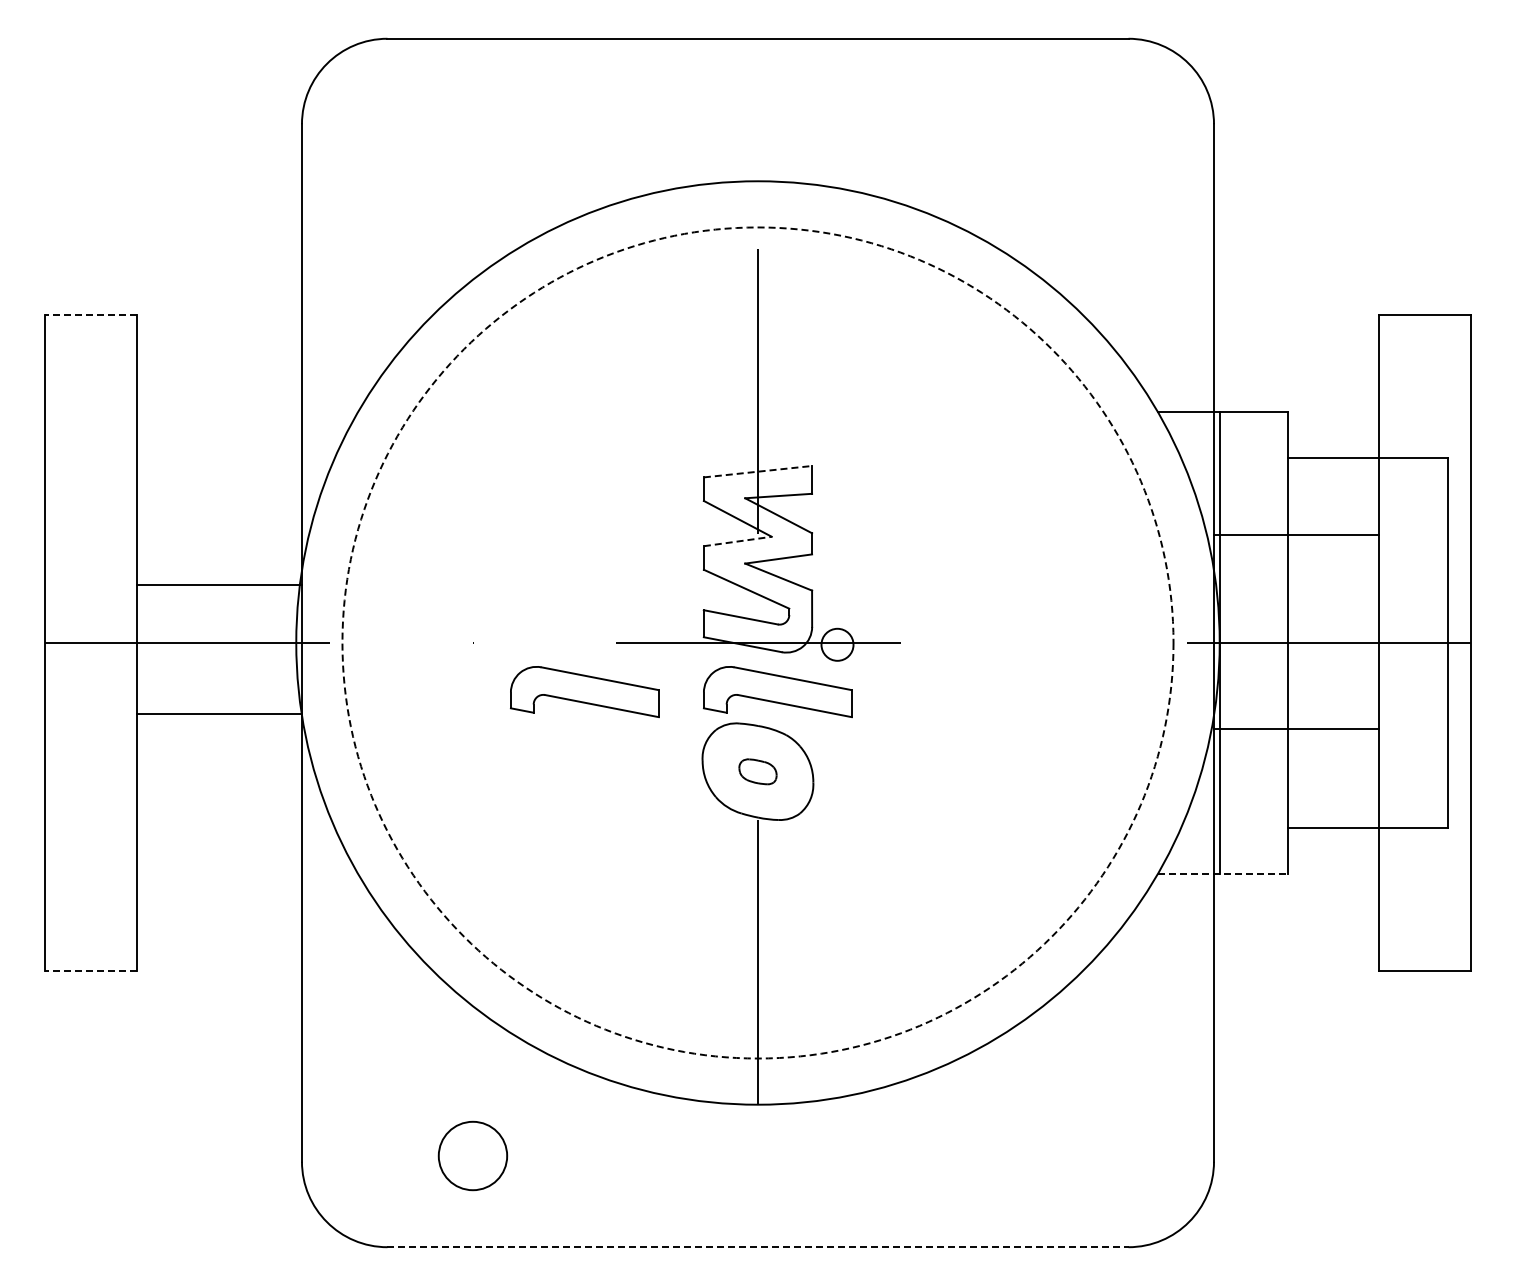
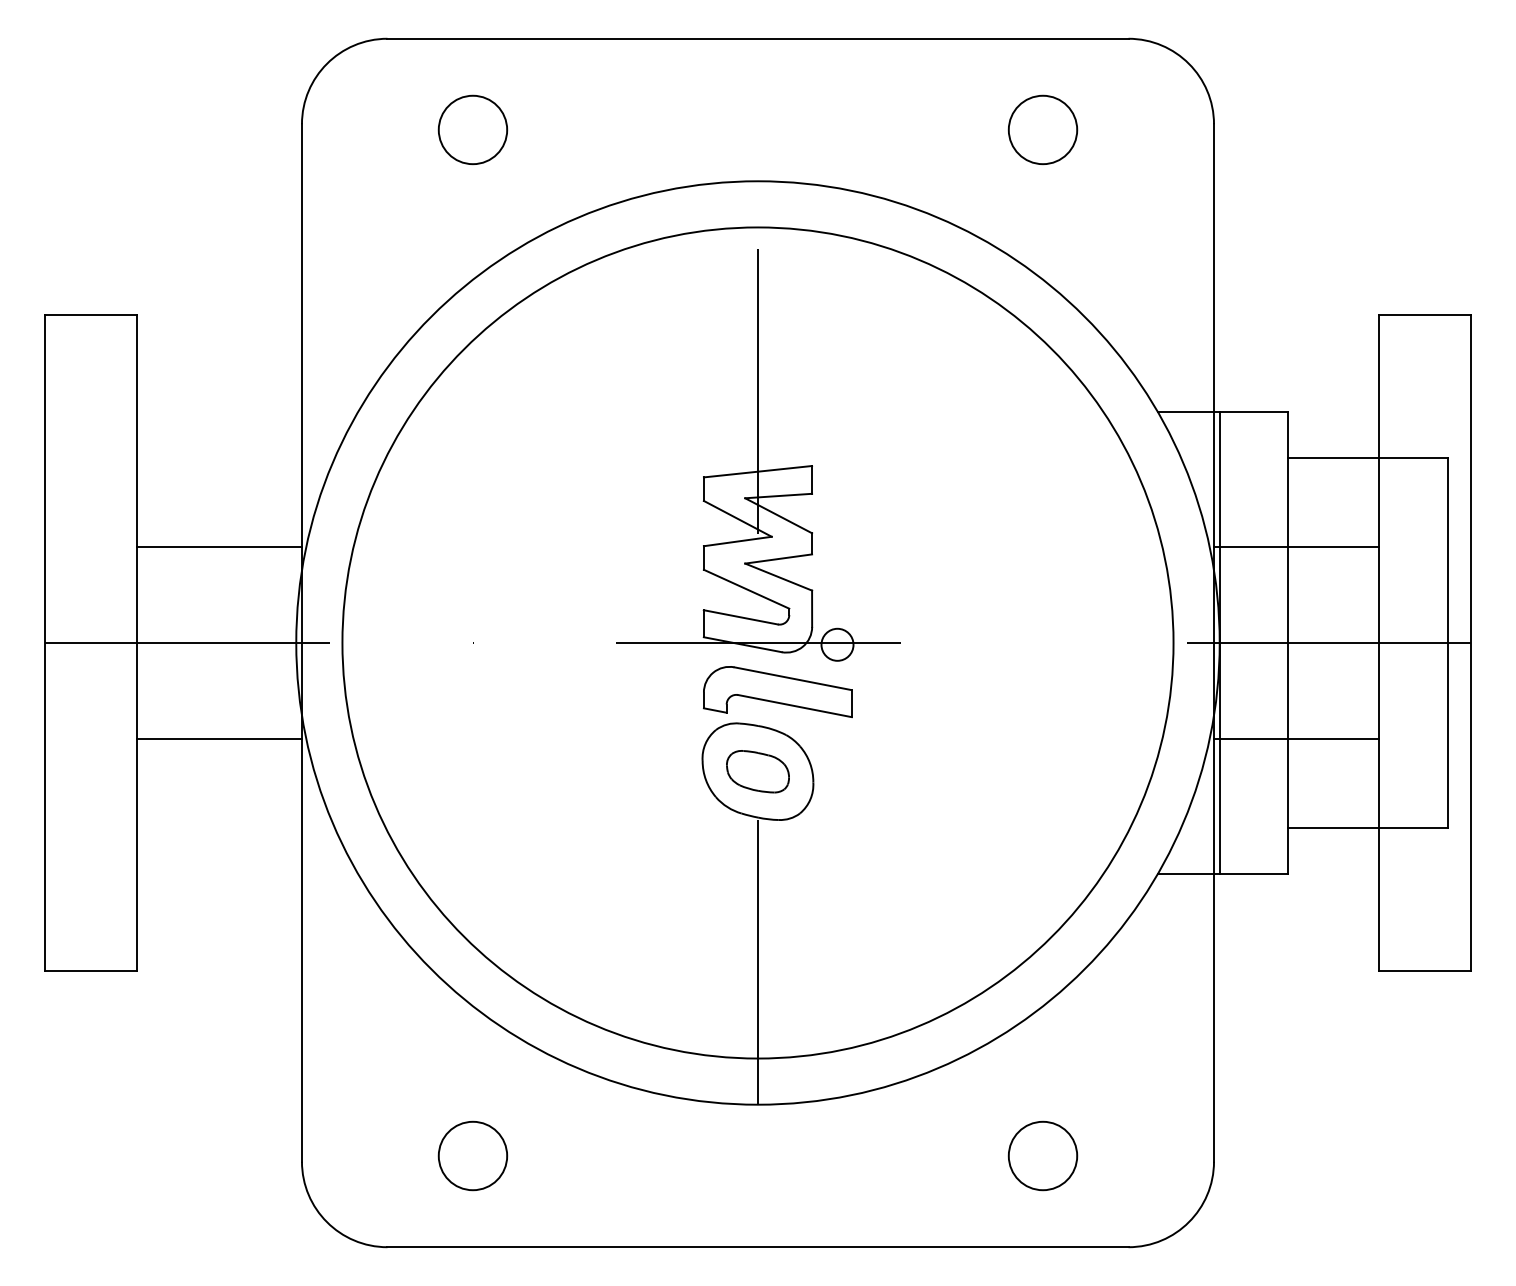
circle: none -> present (472, 129)
circle: none -> present (1042, 129)
line: dashed -> solid (91, 315)
line: dashed -> solid (758, 471)
line position: (1296, 534) -> (1296, 546) (1296, 546)
line: dashed -> solid (738, 541)
line position: (218, 584) -> (218, 546) (218, 546)
circle: dashed -> solid (757, 642)
part: present -> none (584, 692)
line position: (218, 714) -> (218, 739) (218, 739)
line position: (1296, 729) -> (1296, 739) (1296, 739)
part size: 40x28 px -> 64x44 px (757, 771)
line: dashed -> solid (1223, 873)
line: dashed -> solid (91, 970)
circle: none -> present (1042, 1155)
line: dashed -> solid (758, 1247)
